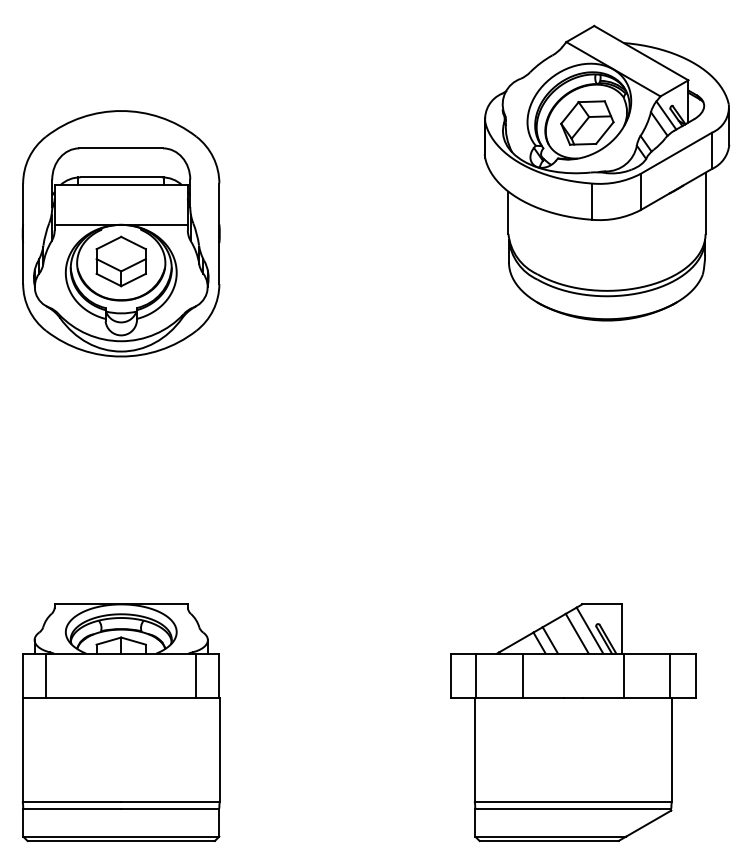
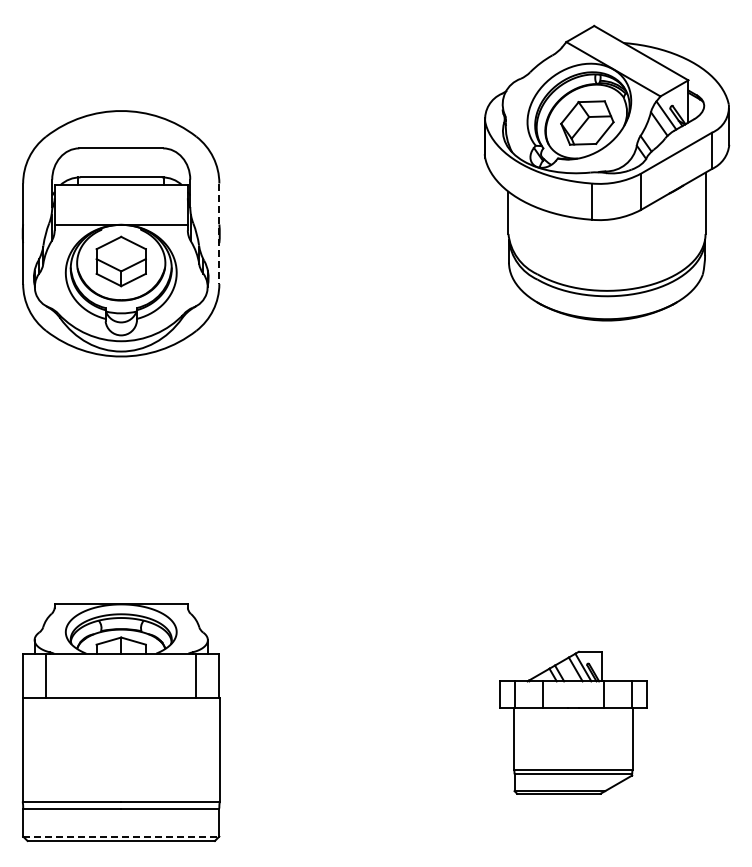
line: solid -> dashed (219, 234)
part size: 247x240 px -> 149x145 px (573, 722)
line: solid -> dashed (121, 836)
